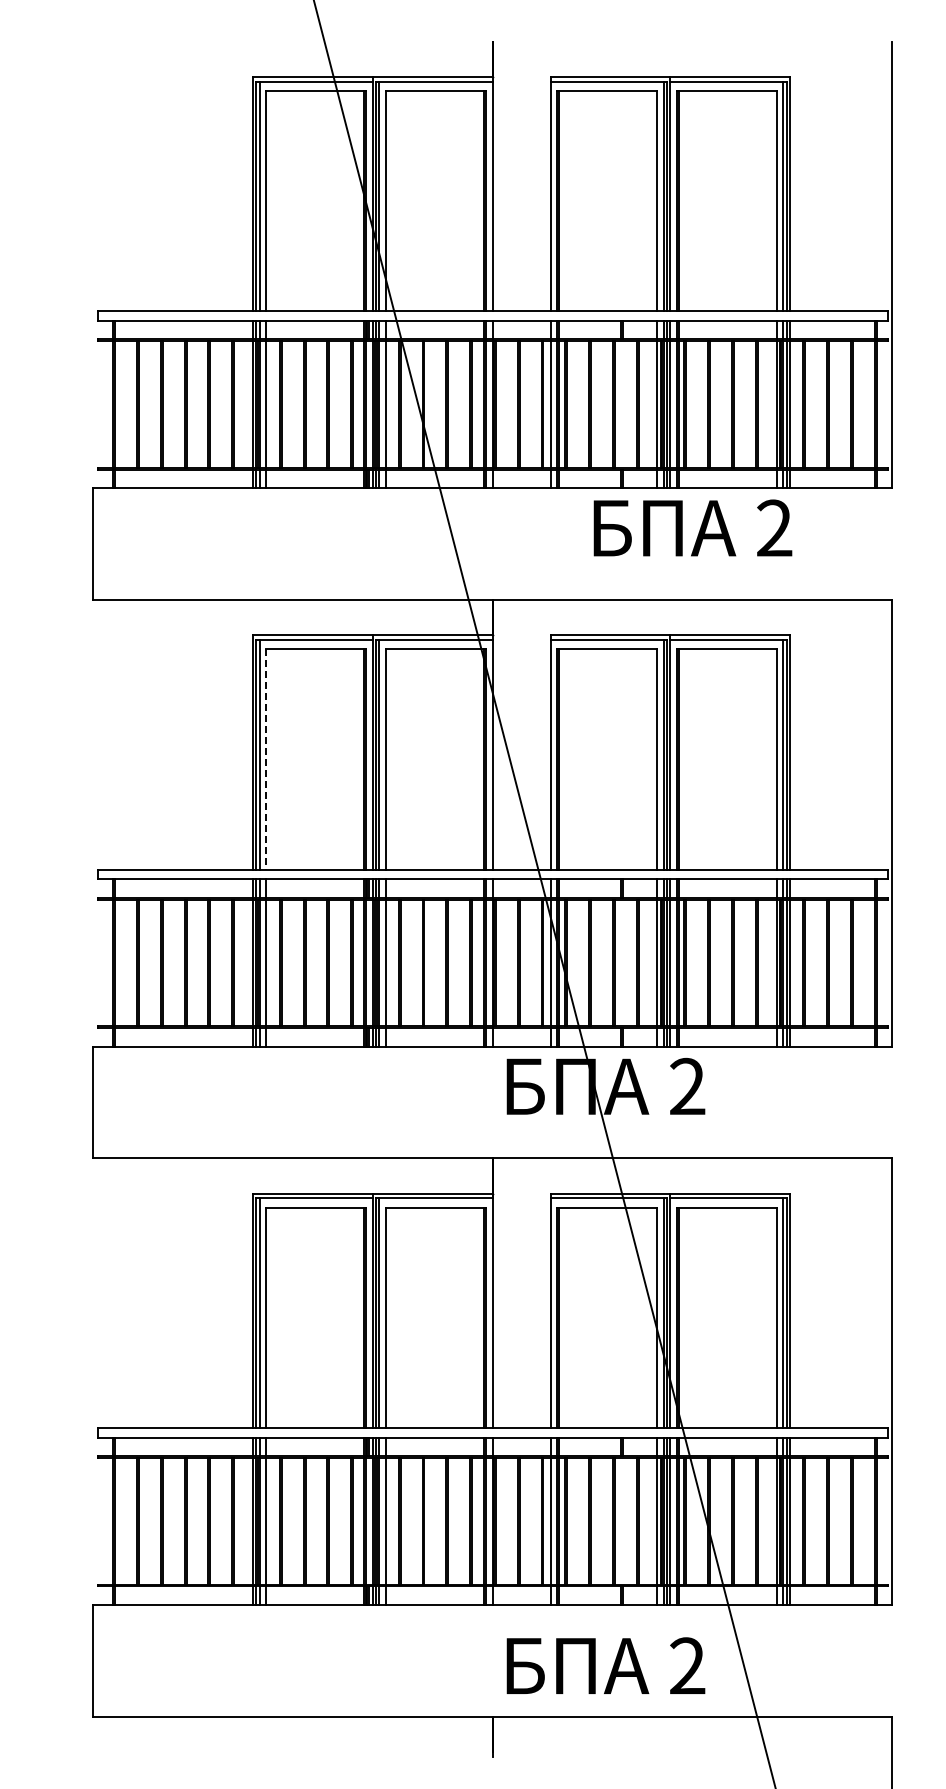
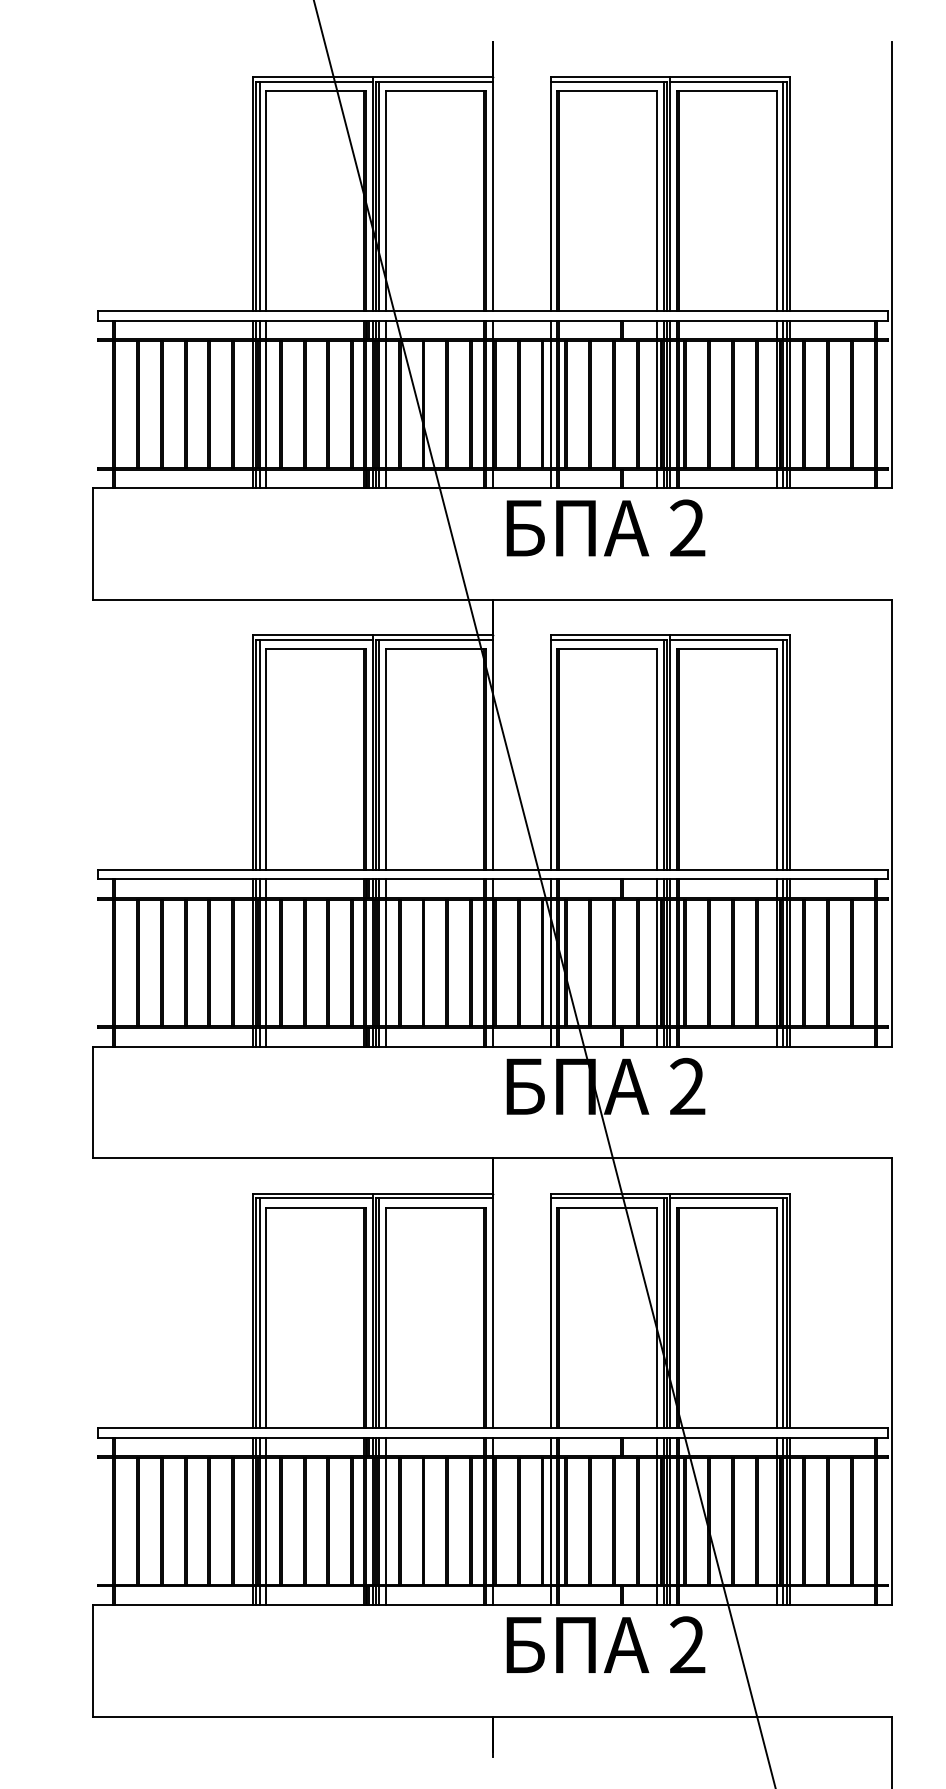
text position: (692, 527) -> (605, 527) (605, 527)
line: dashed -> solid (266, 760)
text position: (605, 1665) -> (605, 1644) (605, 1644)
